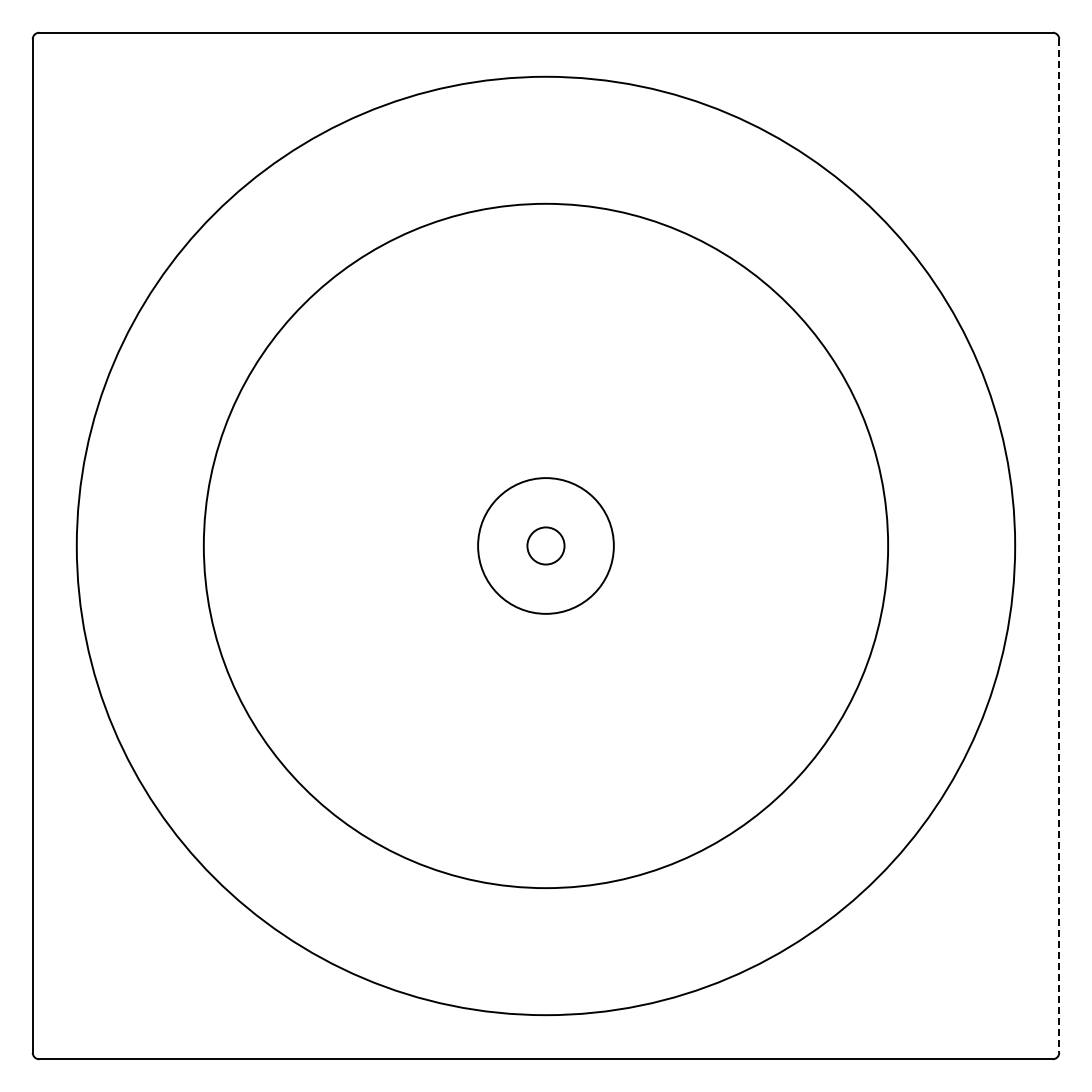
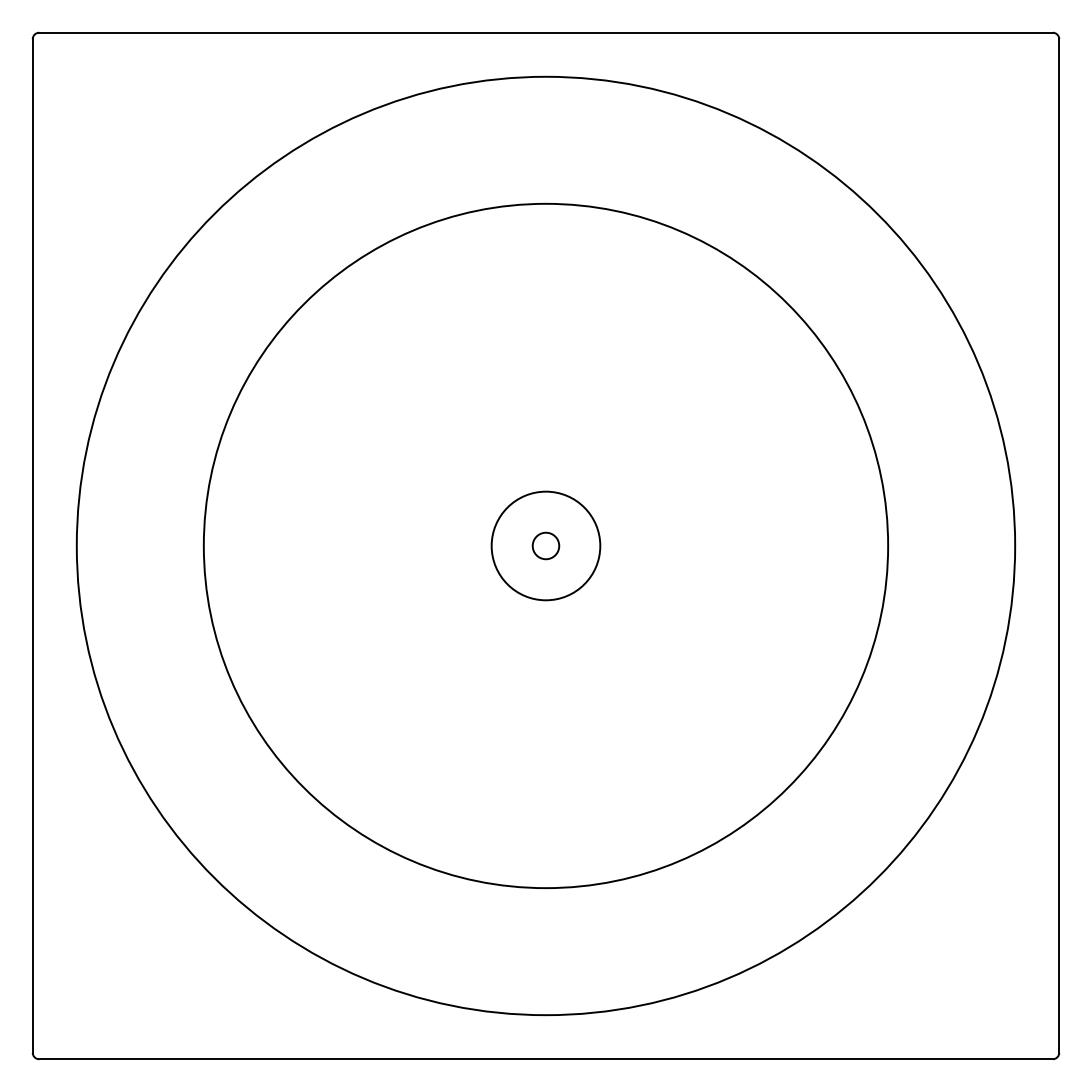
circle diameter: 136 px -> 109 px (545, 545)
circle diameter: 37 px -> 27 px (545, 545)
line: dashed -> solid (1059, 545)
